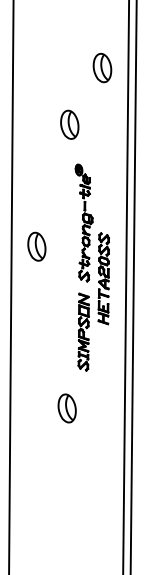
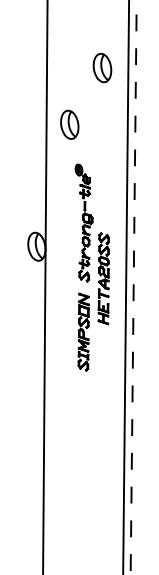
line position: (11, 286) -> (45, 286) (45, 286)
line: solid -> dashed (133, 287)
part: present -> none (66, 408)
